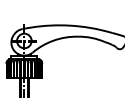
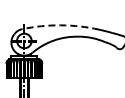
arc: solid -> dashed (60, 25)
